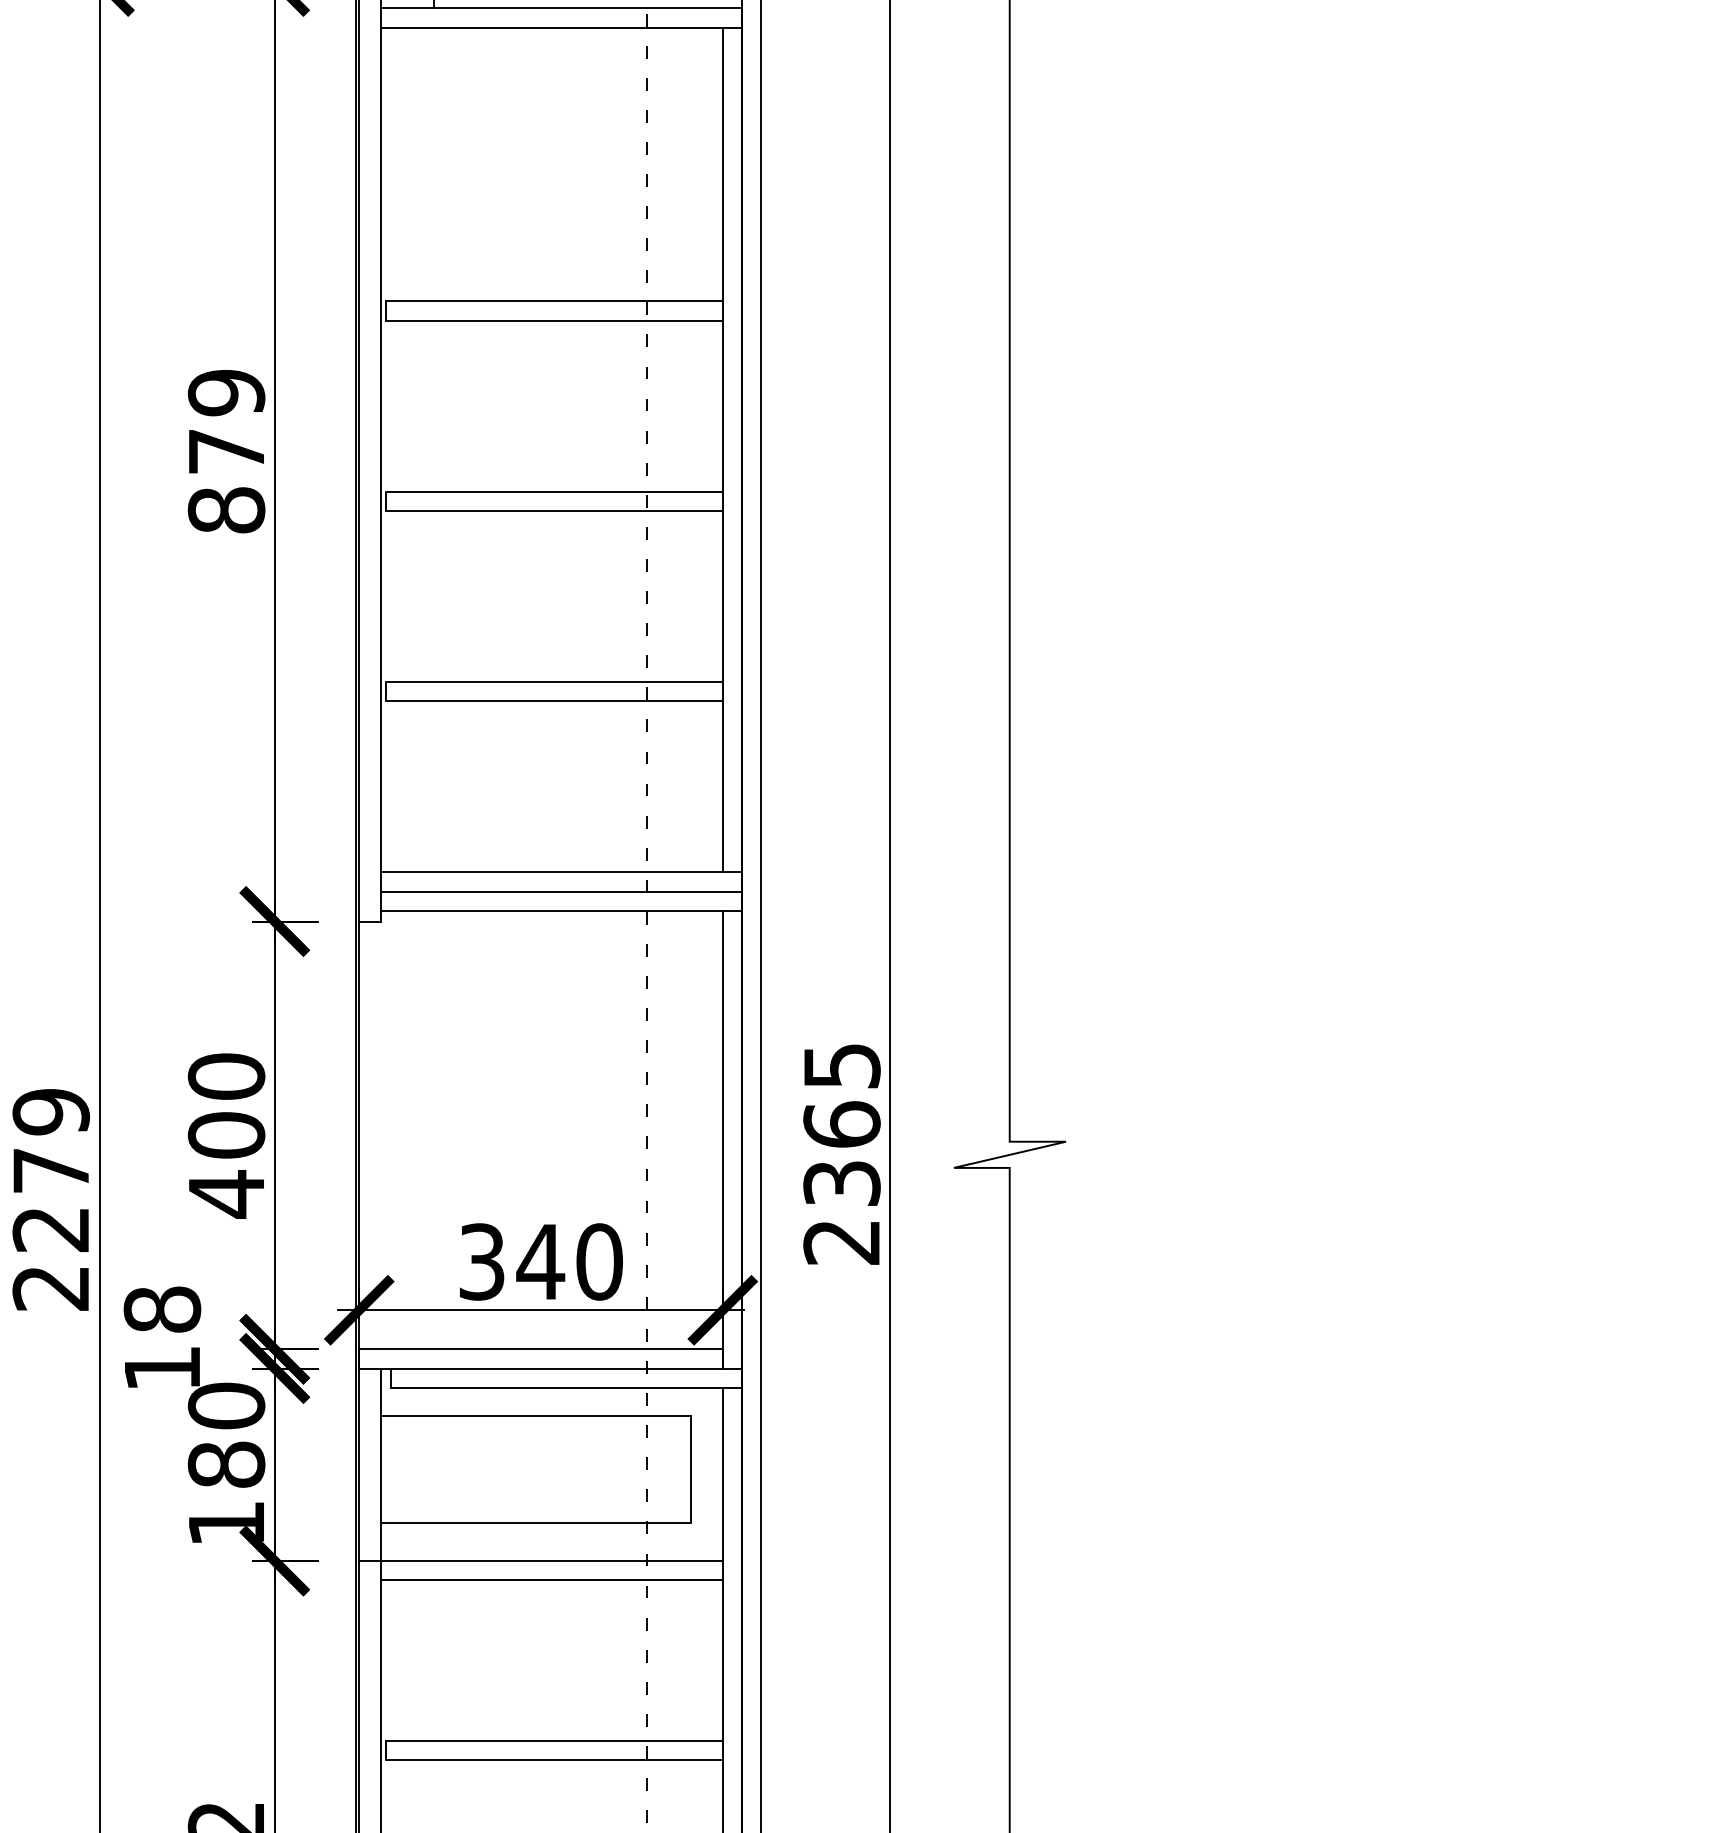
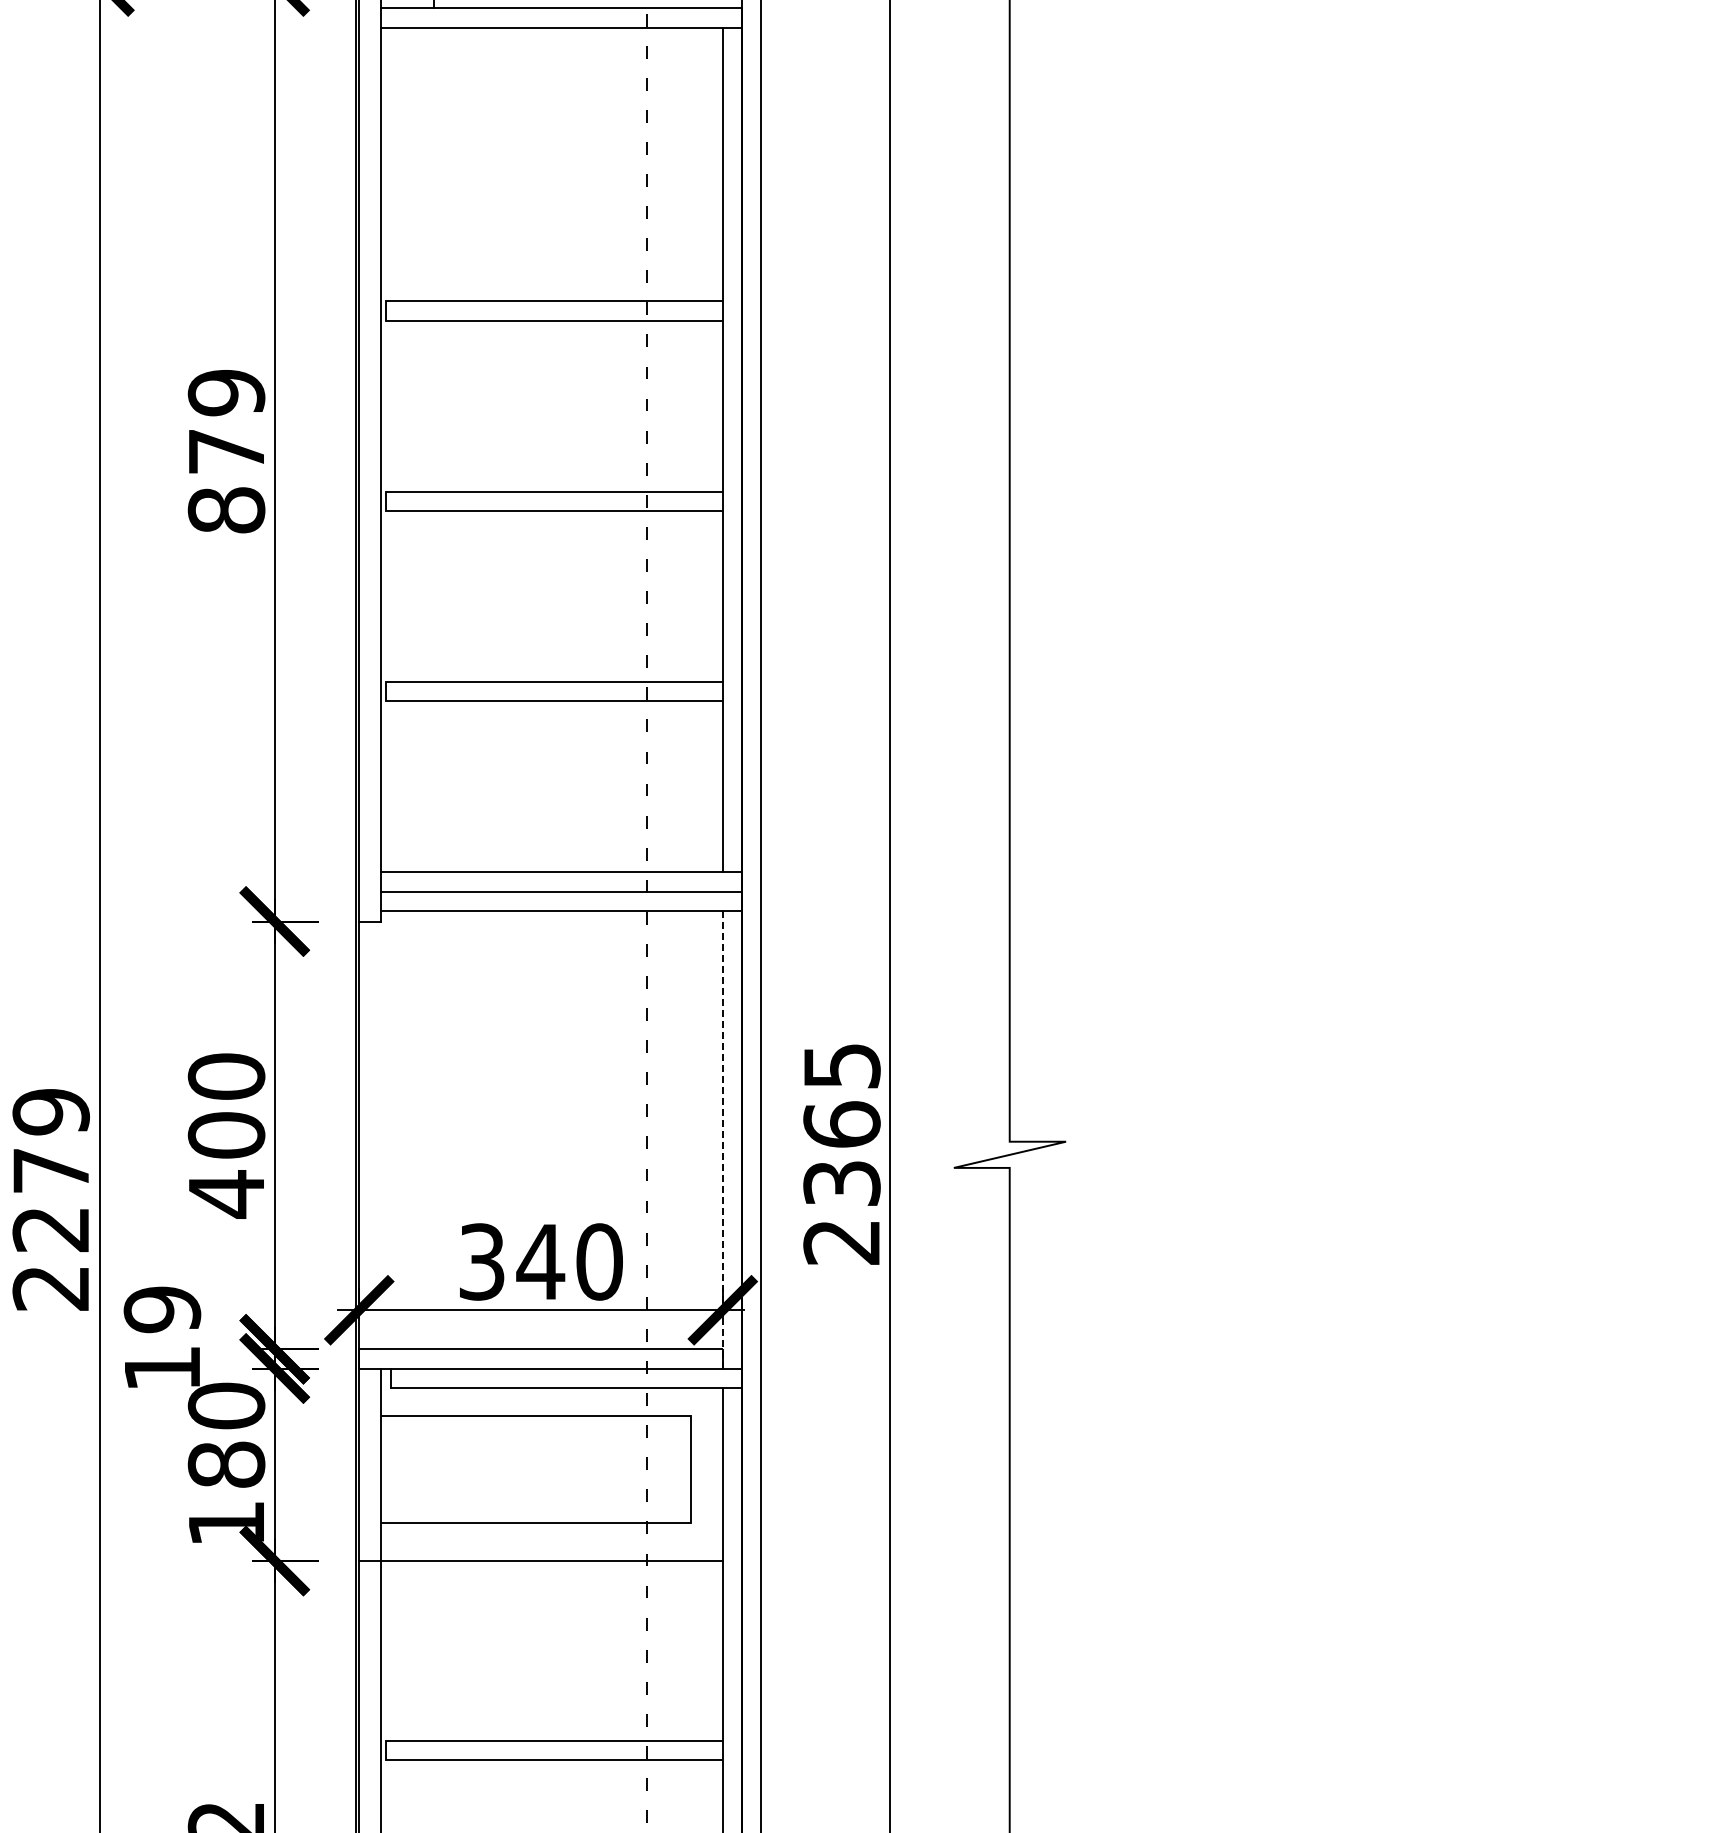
line: solid -> dashed (722, 1139)
text: 18 -> 19 (162, 1309)
line: present -> none (551, 1580)
